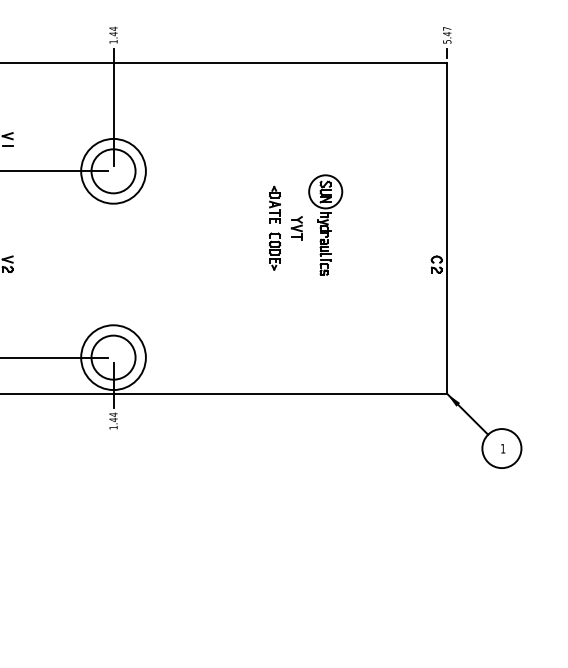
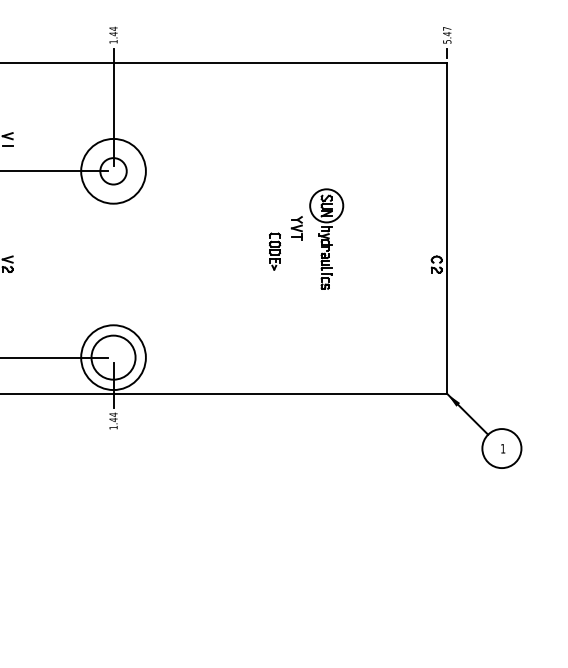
circle diameter: 44 px -> 26 px (113, 171)
part: present -> none (275, 204)
part position: (325, 224) -> (326, 238) (326, 238)
